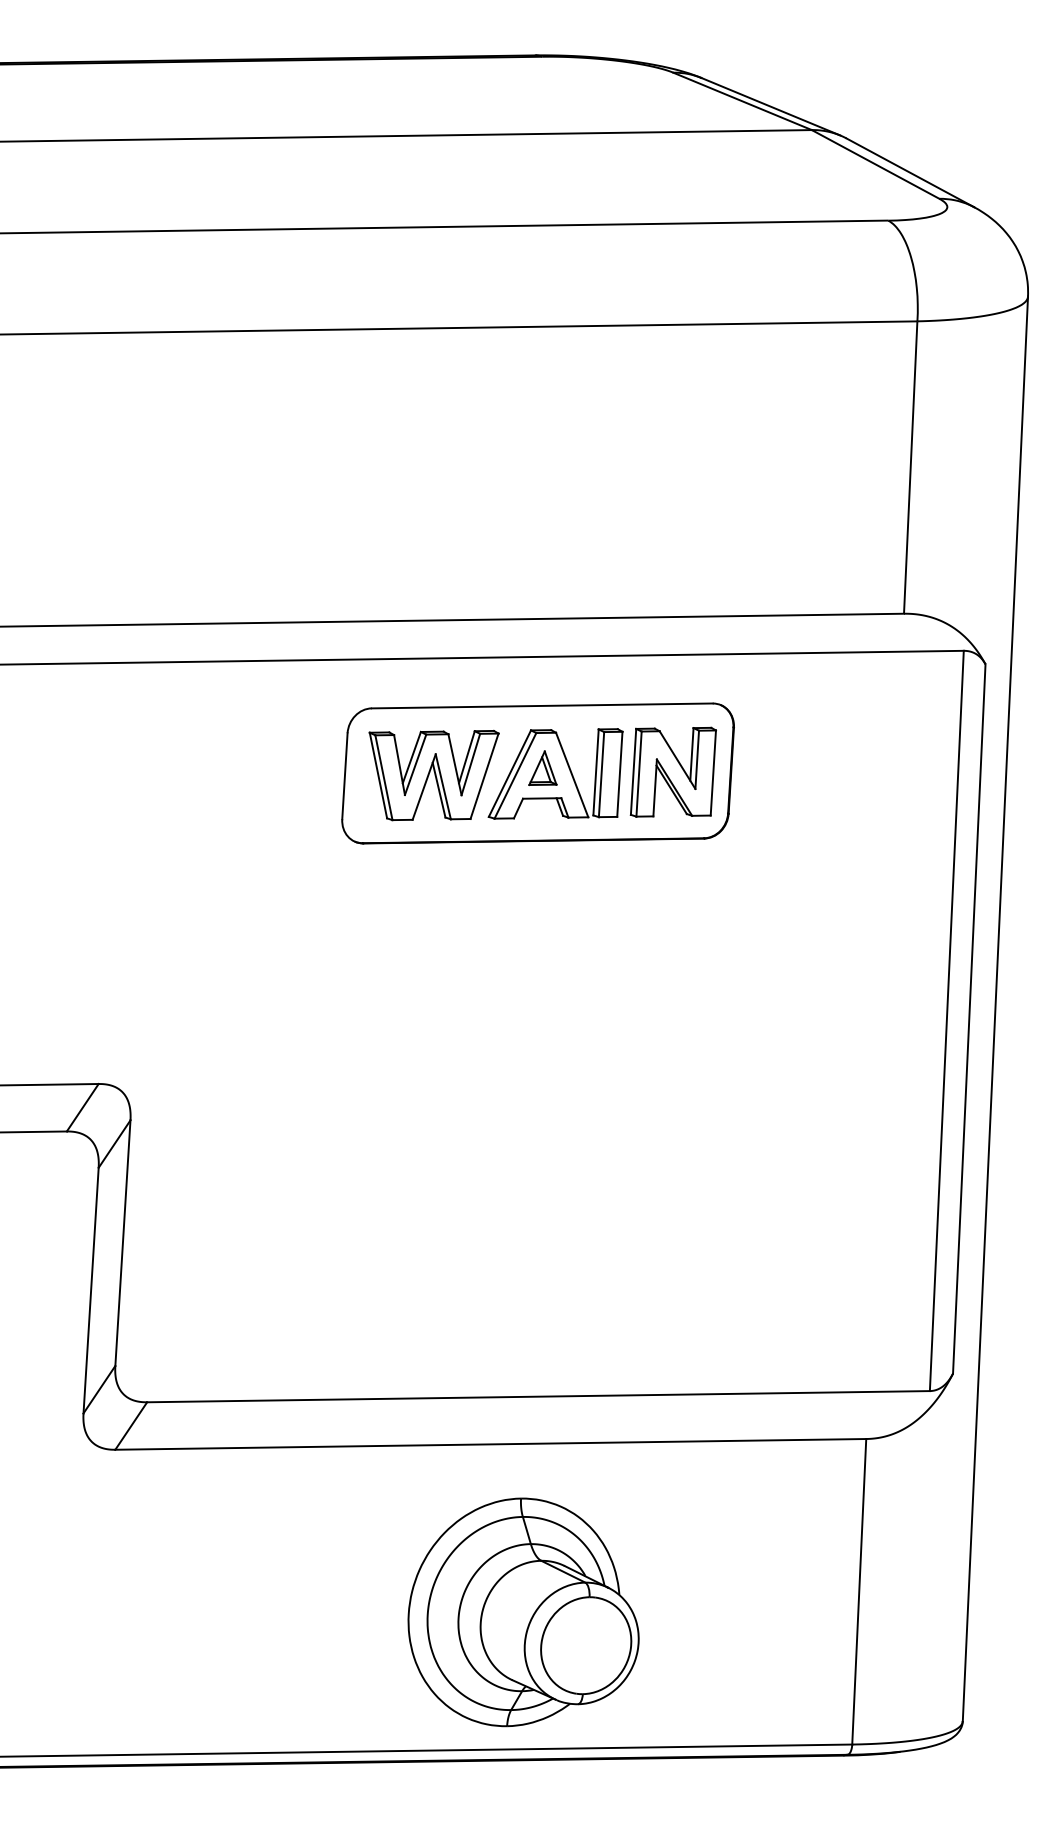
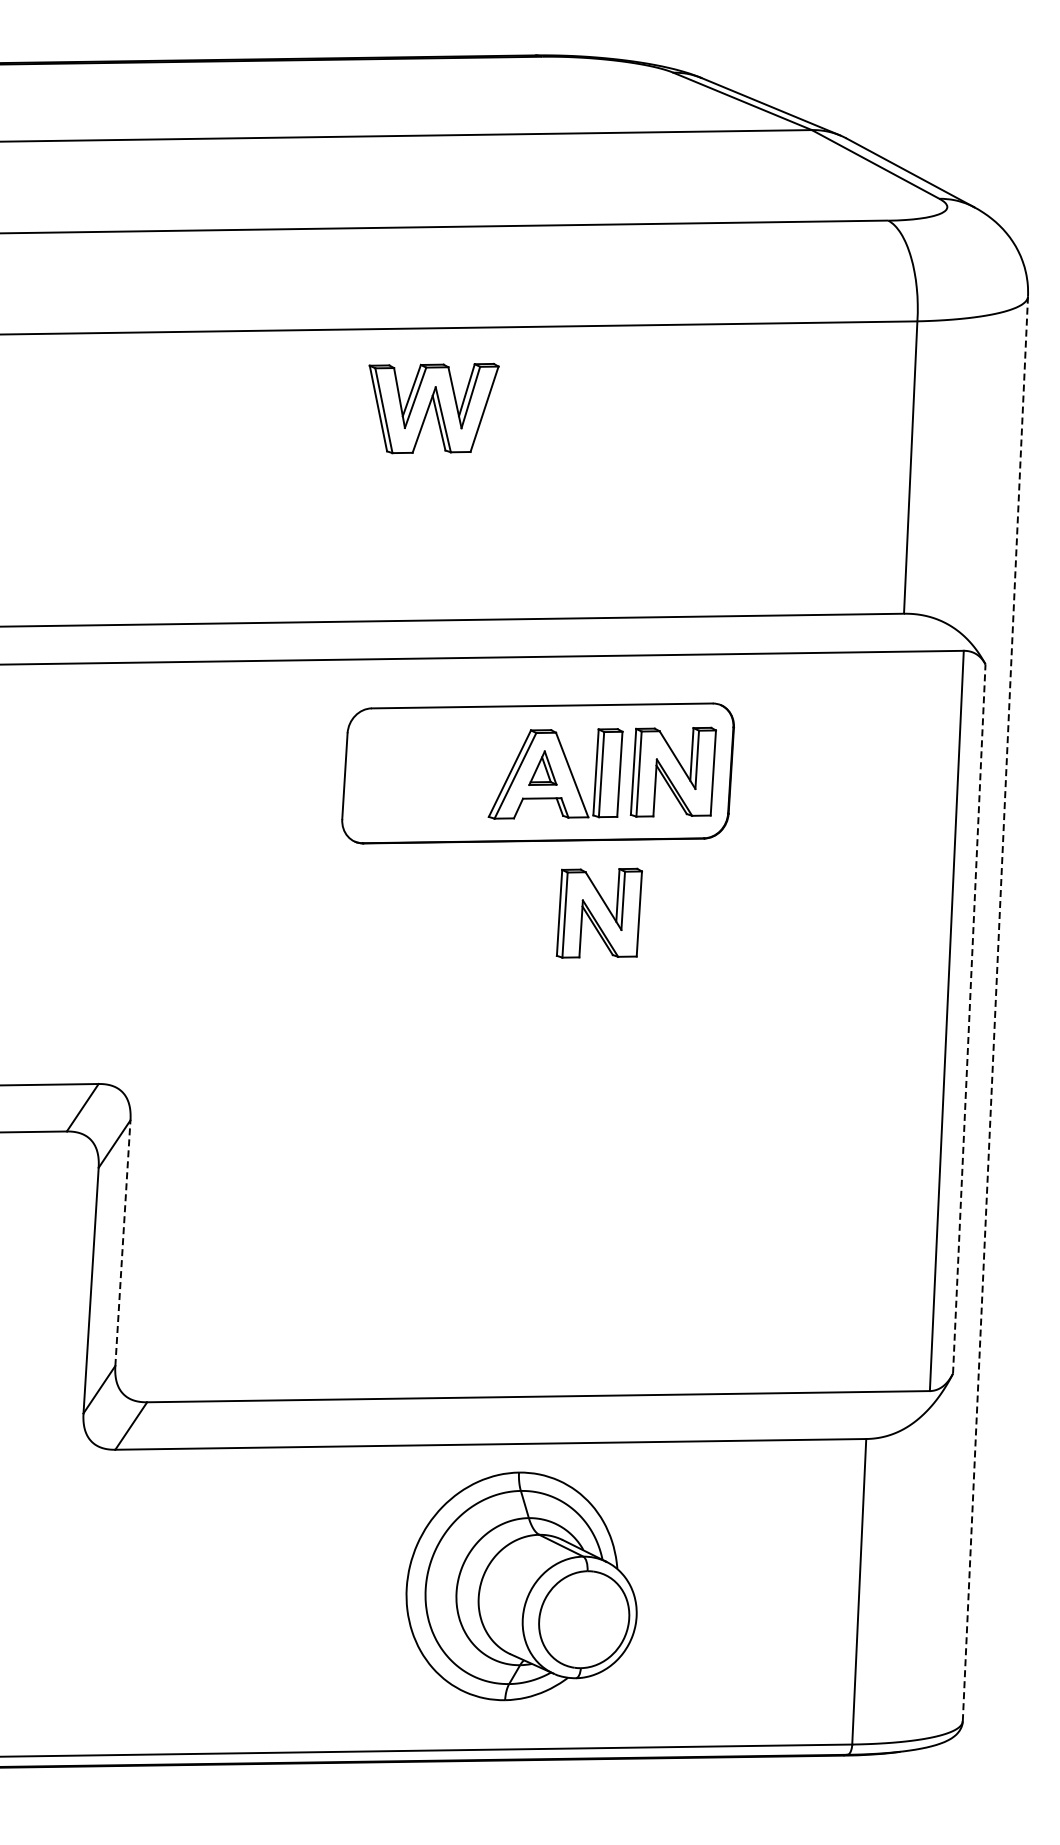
part position: (433, 775) -> (433, 408) (433, 408)
part: none -> present (598, 912)
line: solid -> dashed (995, 1008)
line: solid -> dashed (969, 1018)
line: solid -> dashed (122, 1242)
part position: (523, 1612) -> (521, 1586) (521, 1586)
